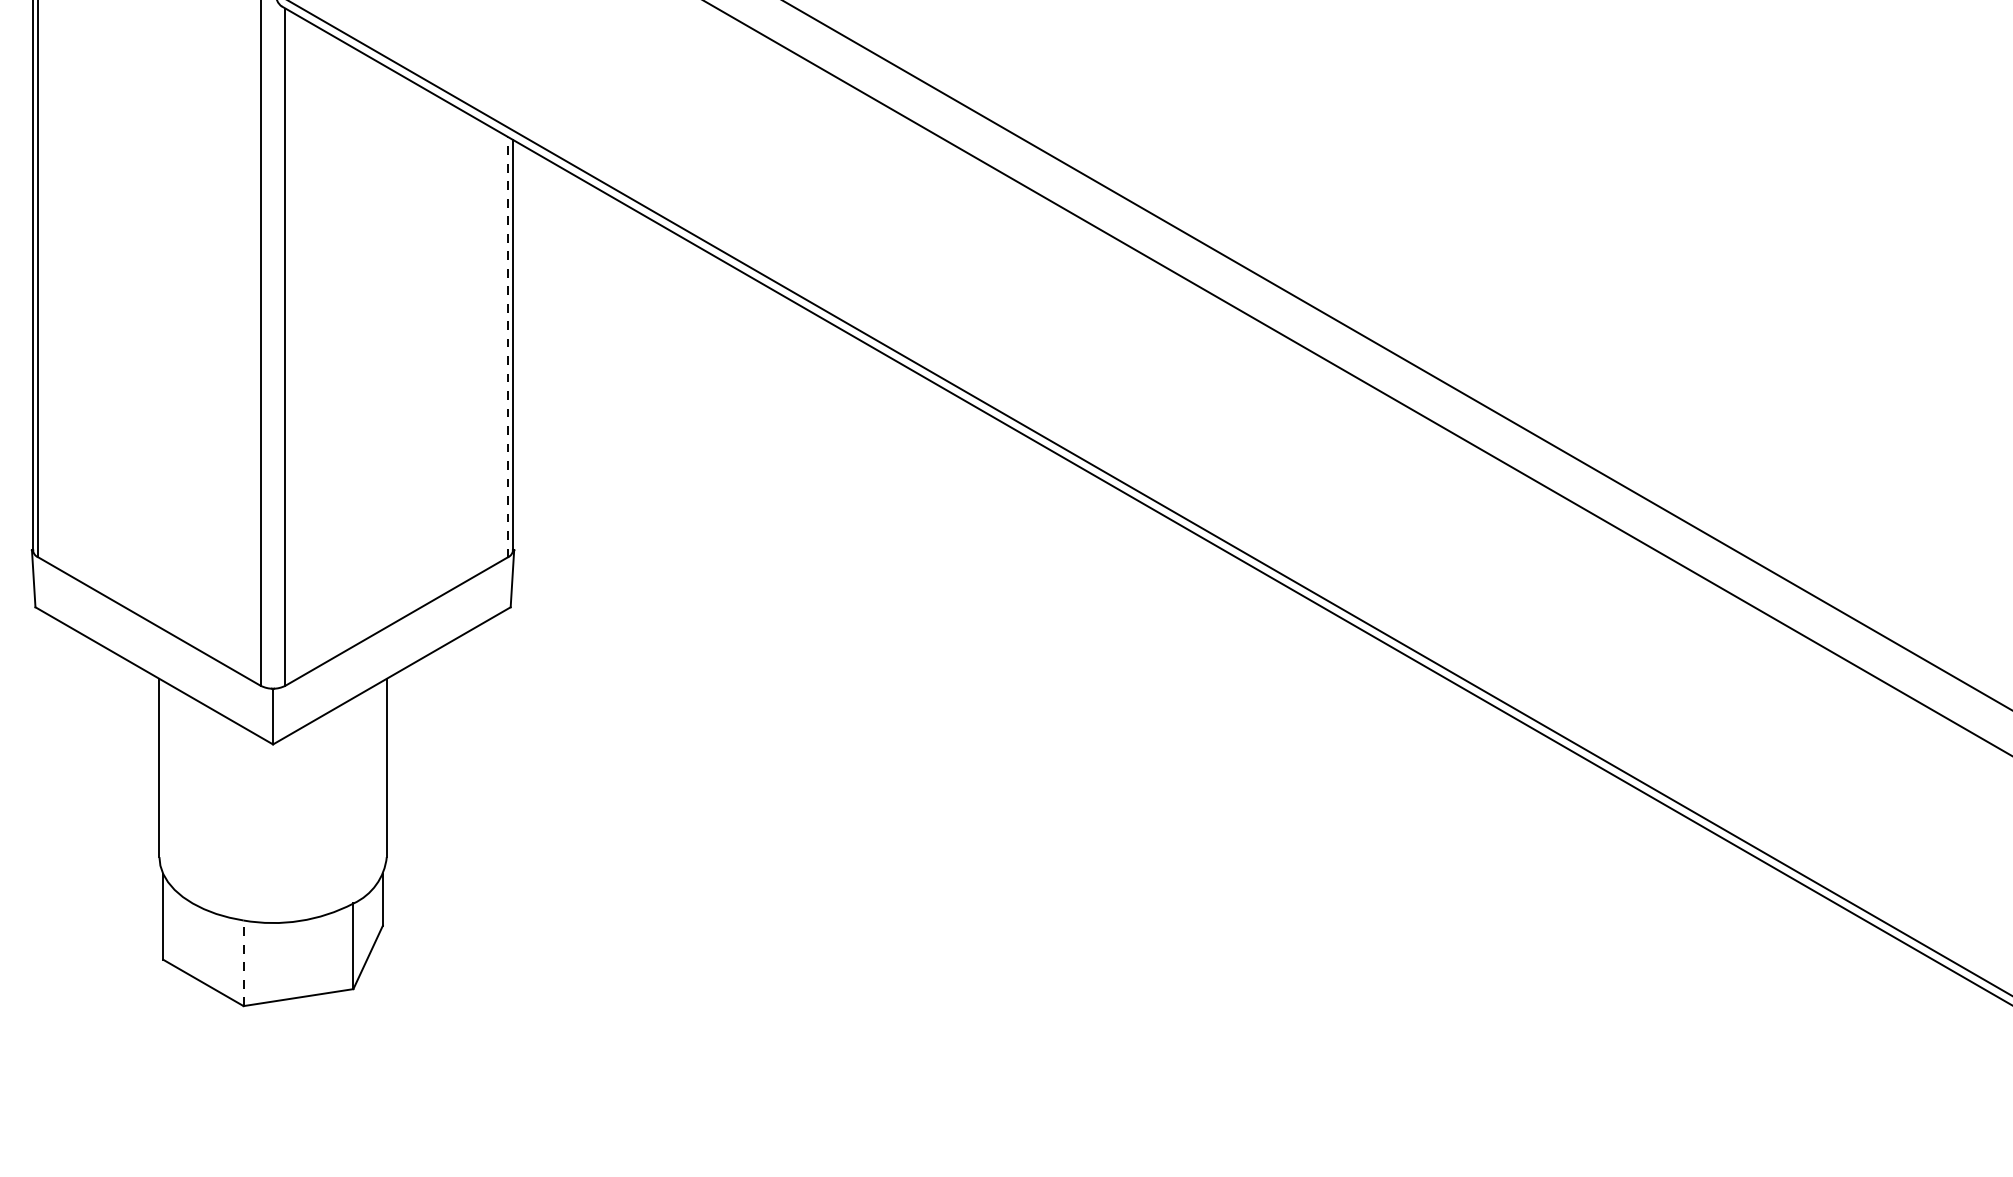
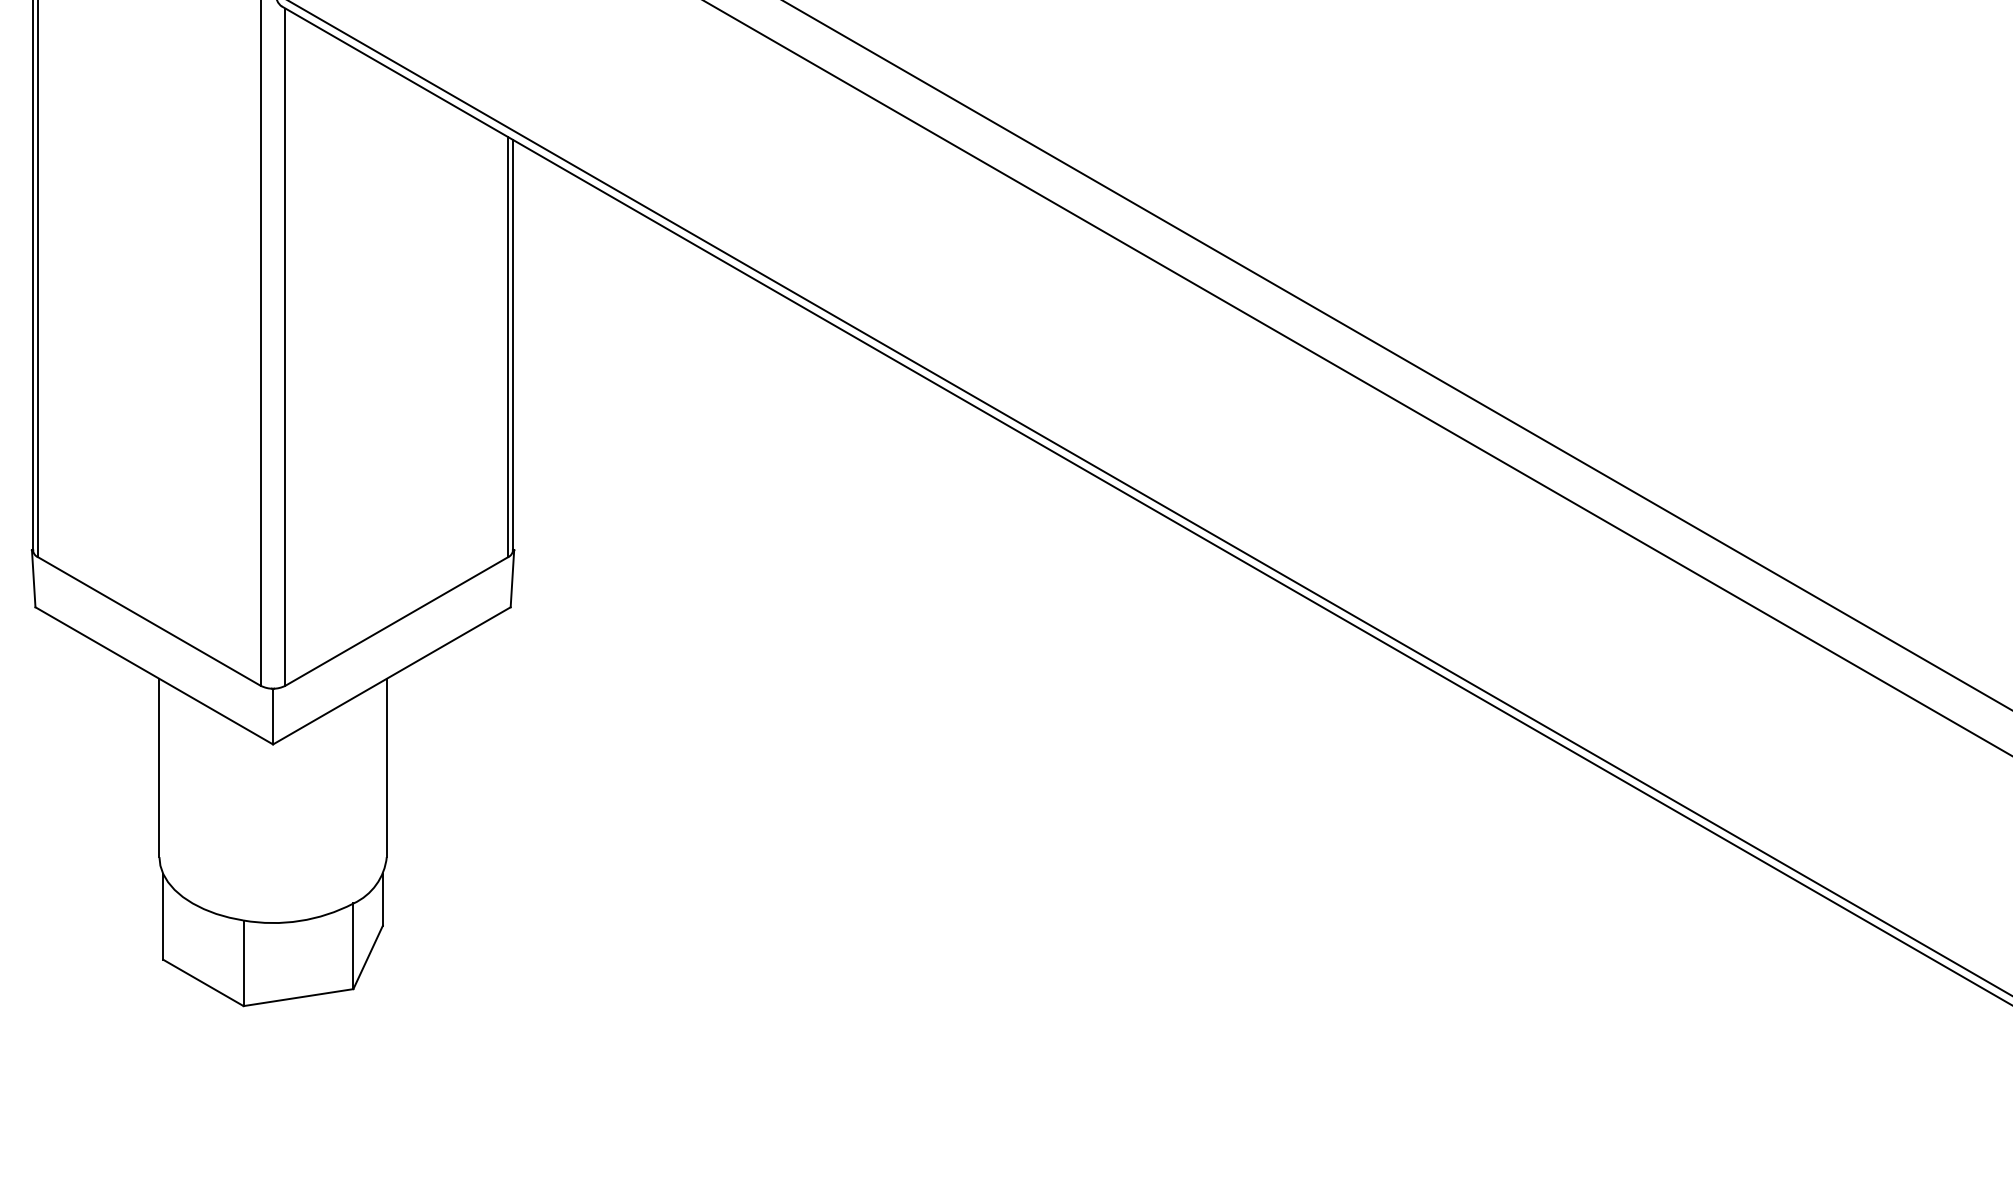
line: dashed -> solid (507, 346)
line: dashed -> solid (243, 963)
